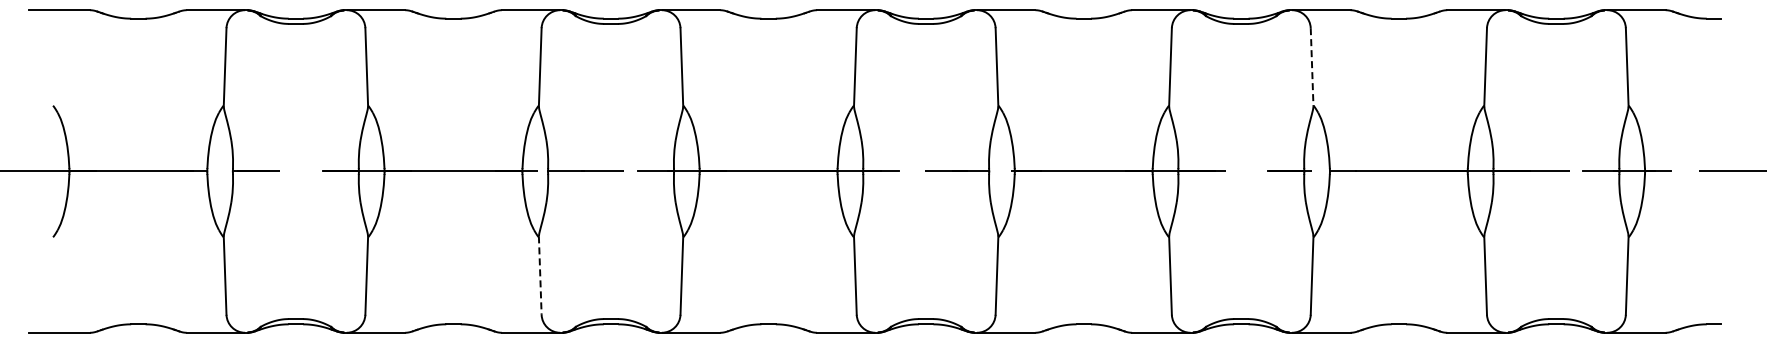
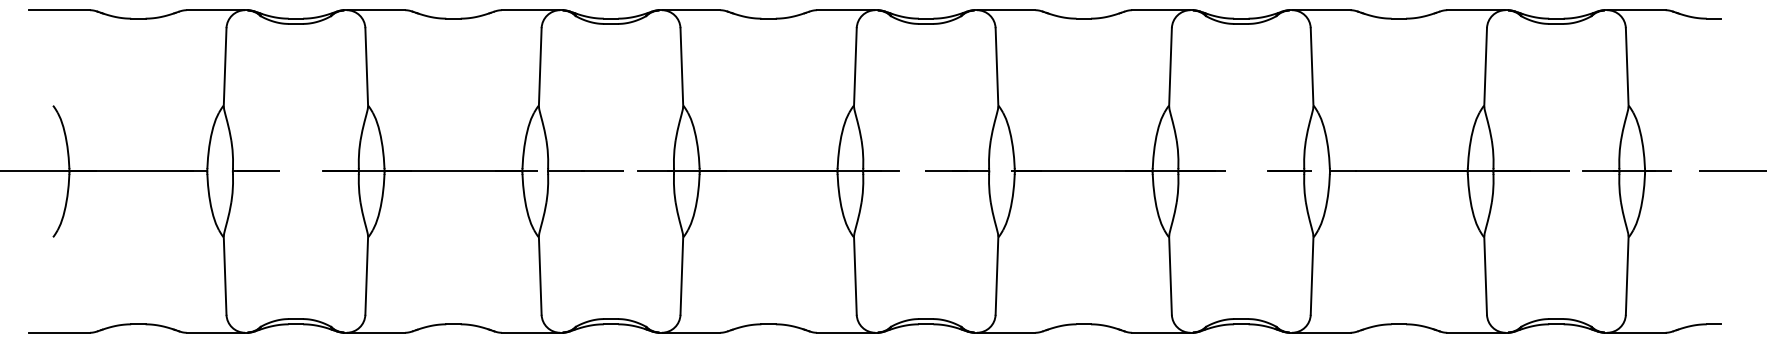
line: dashed -> solid (1312, 67)
line: dashed -> solid (540, 276)
